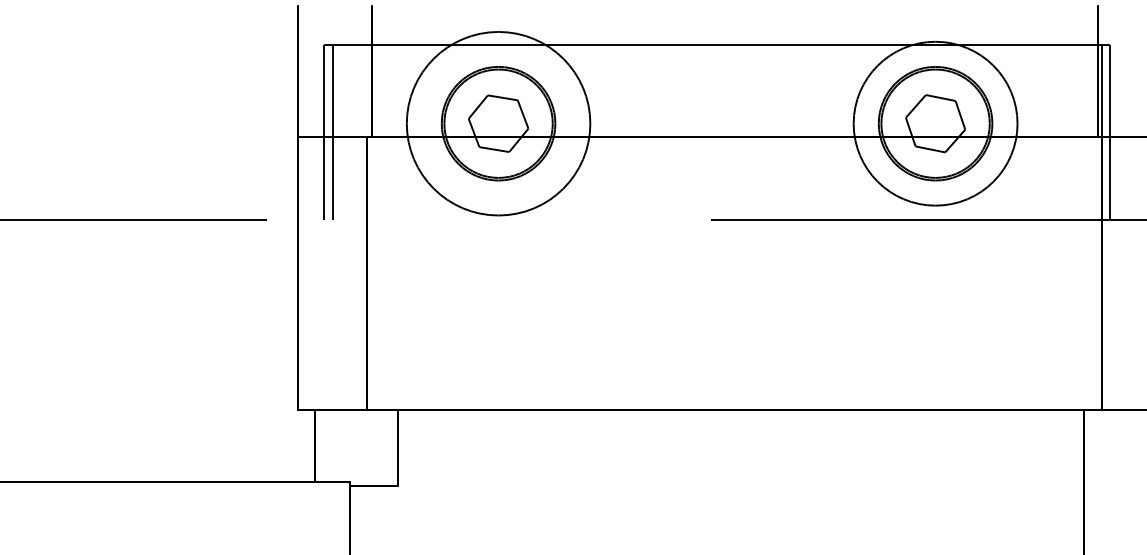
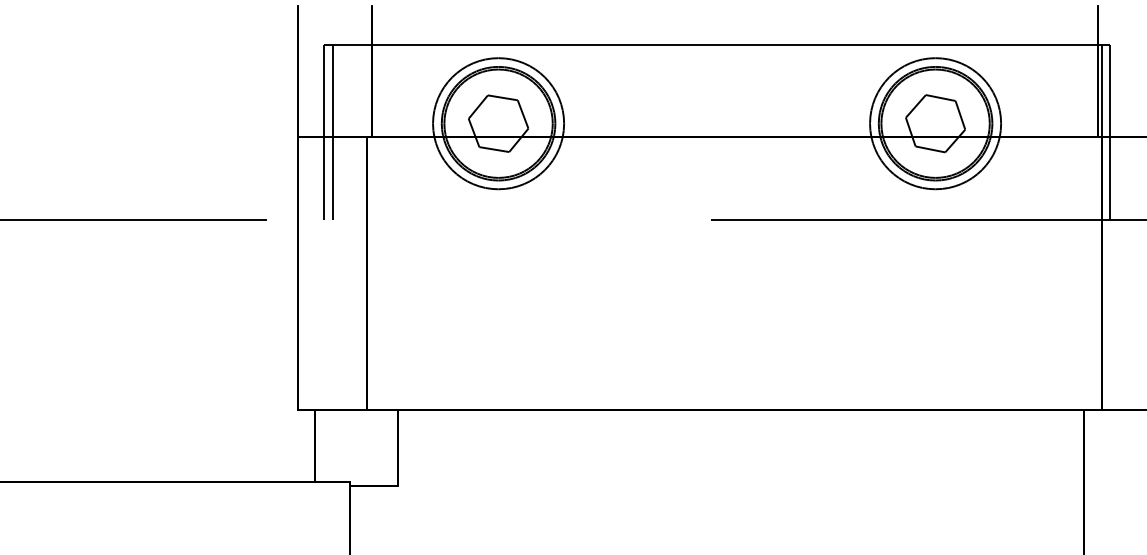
circle diameter: 184 px -> 131 px (498, 123)
circle diameter: 164 px -> 131 px (935, 123)
